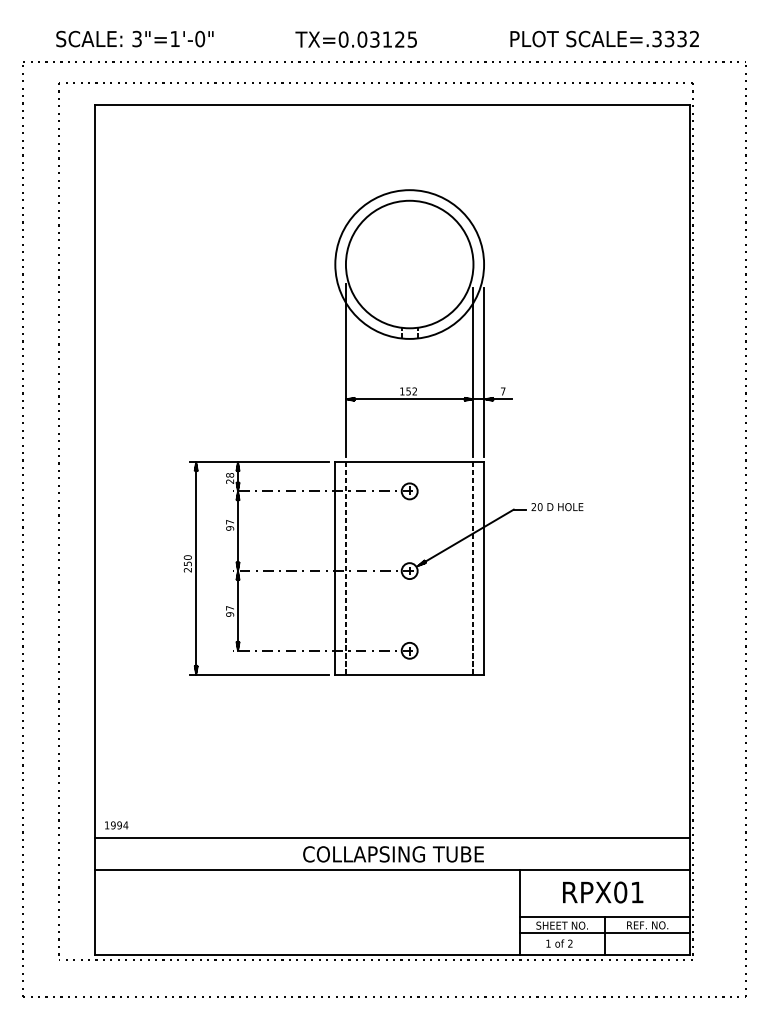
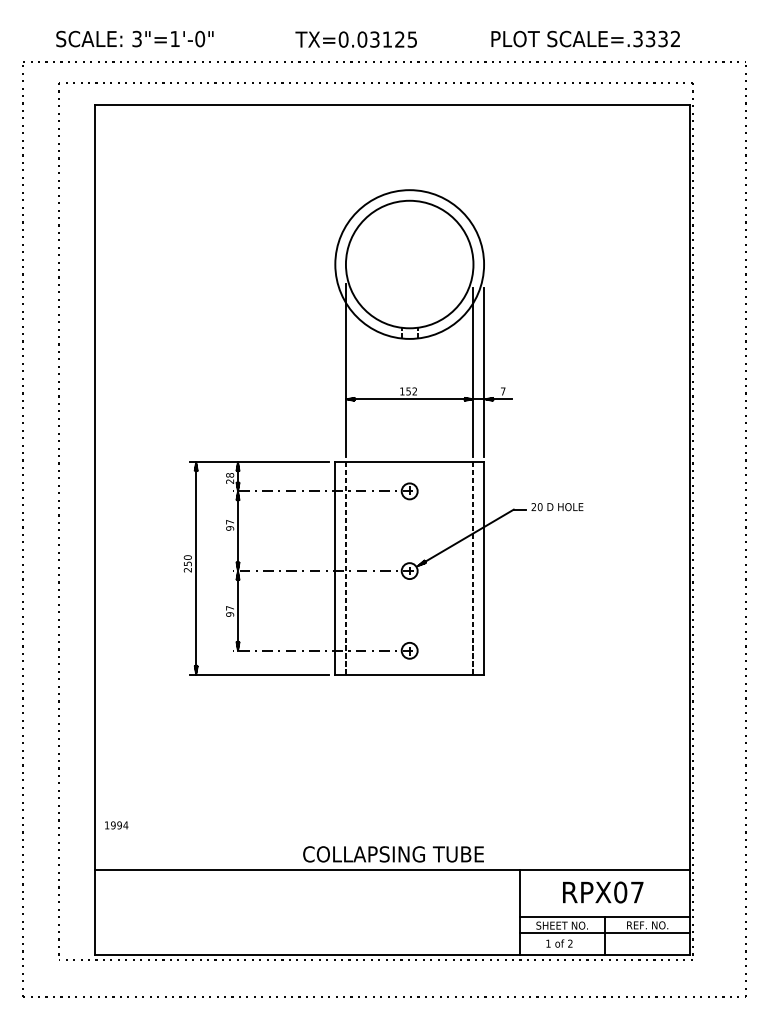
text position: (604, 38) -> (585, 38) (585, 38)
line: present -> none (392, 837)
text: RPX01 -> RPX07 (637, 892)
